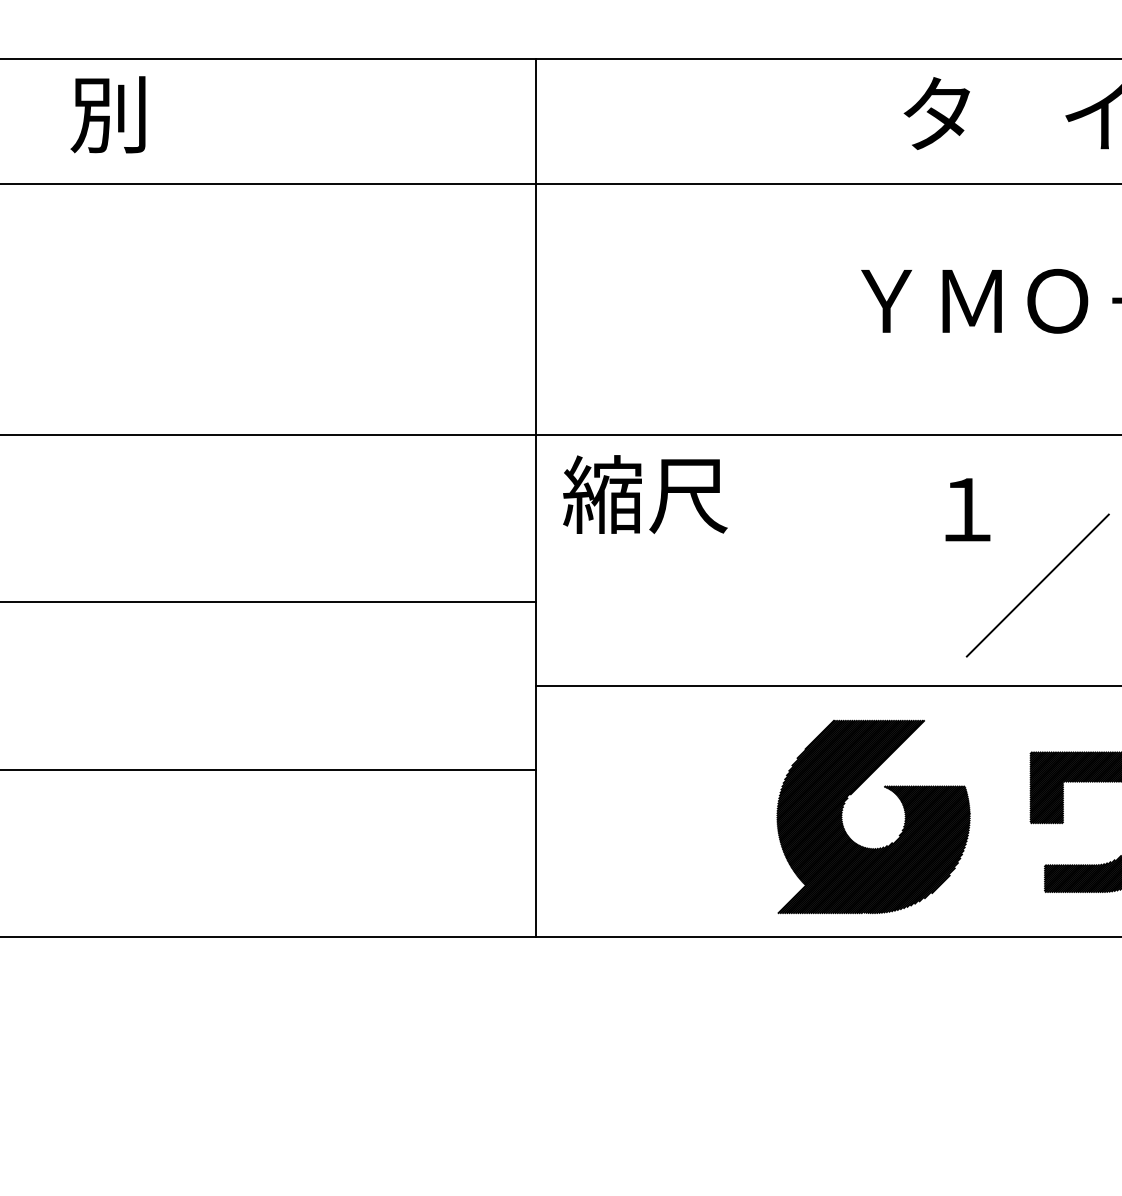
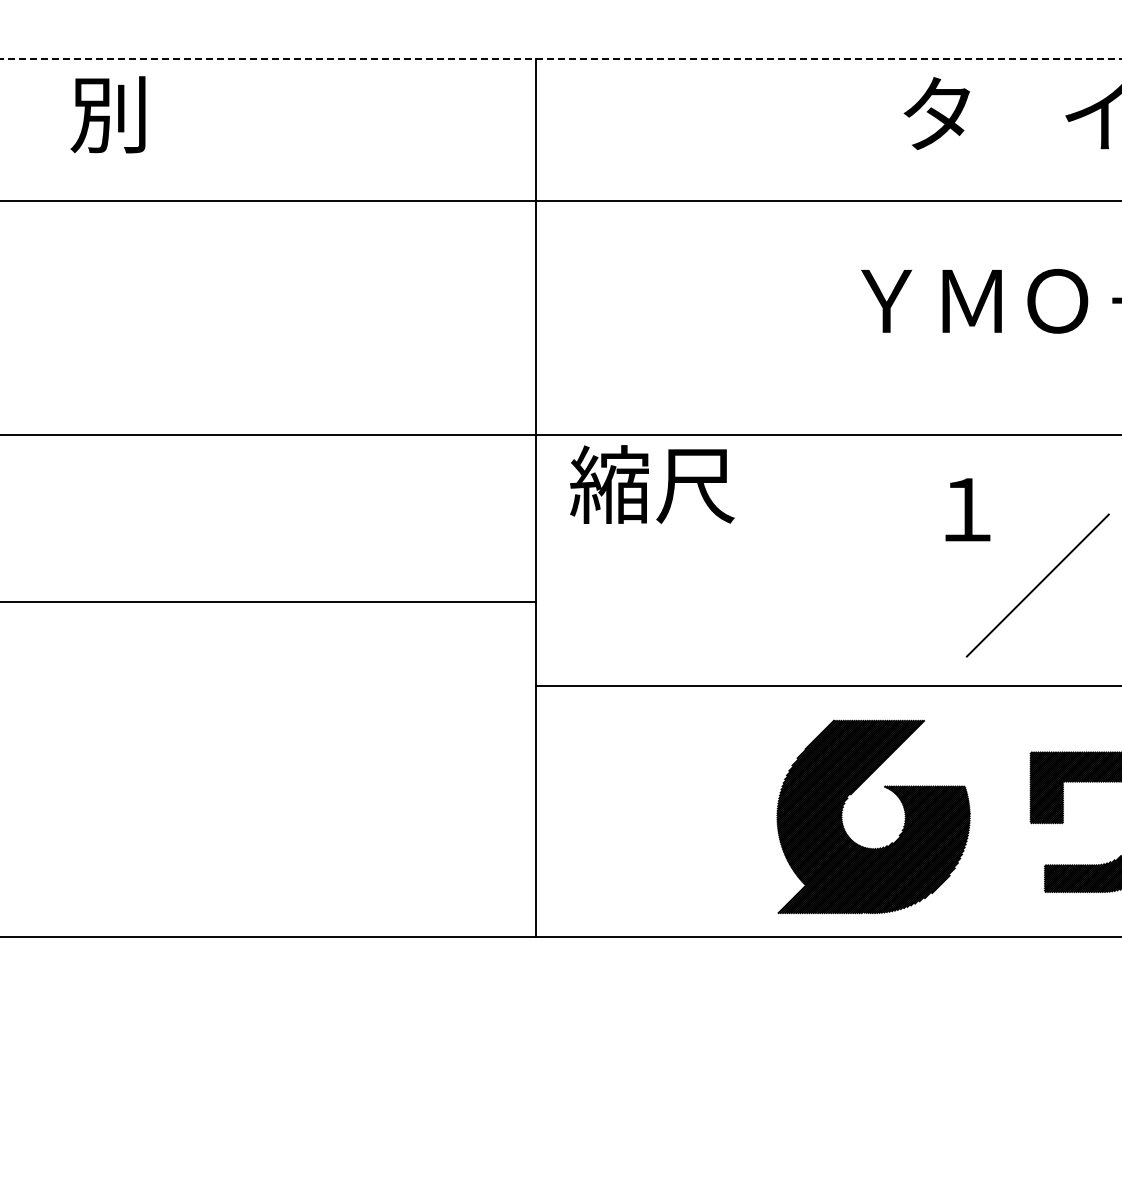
line: solid -> dashed (561, 58)
line position: (560, 184) -> (560, 201) (560, 201)
text position: (645, 494) -> (652, 484) (652, 484)
line: present -> none (269, 769)
